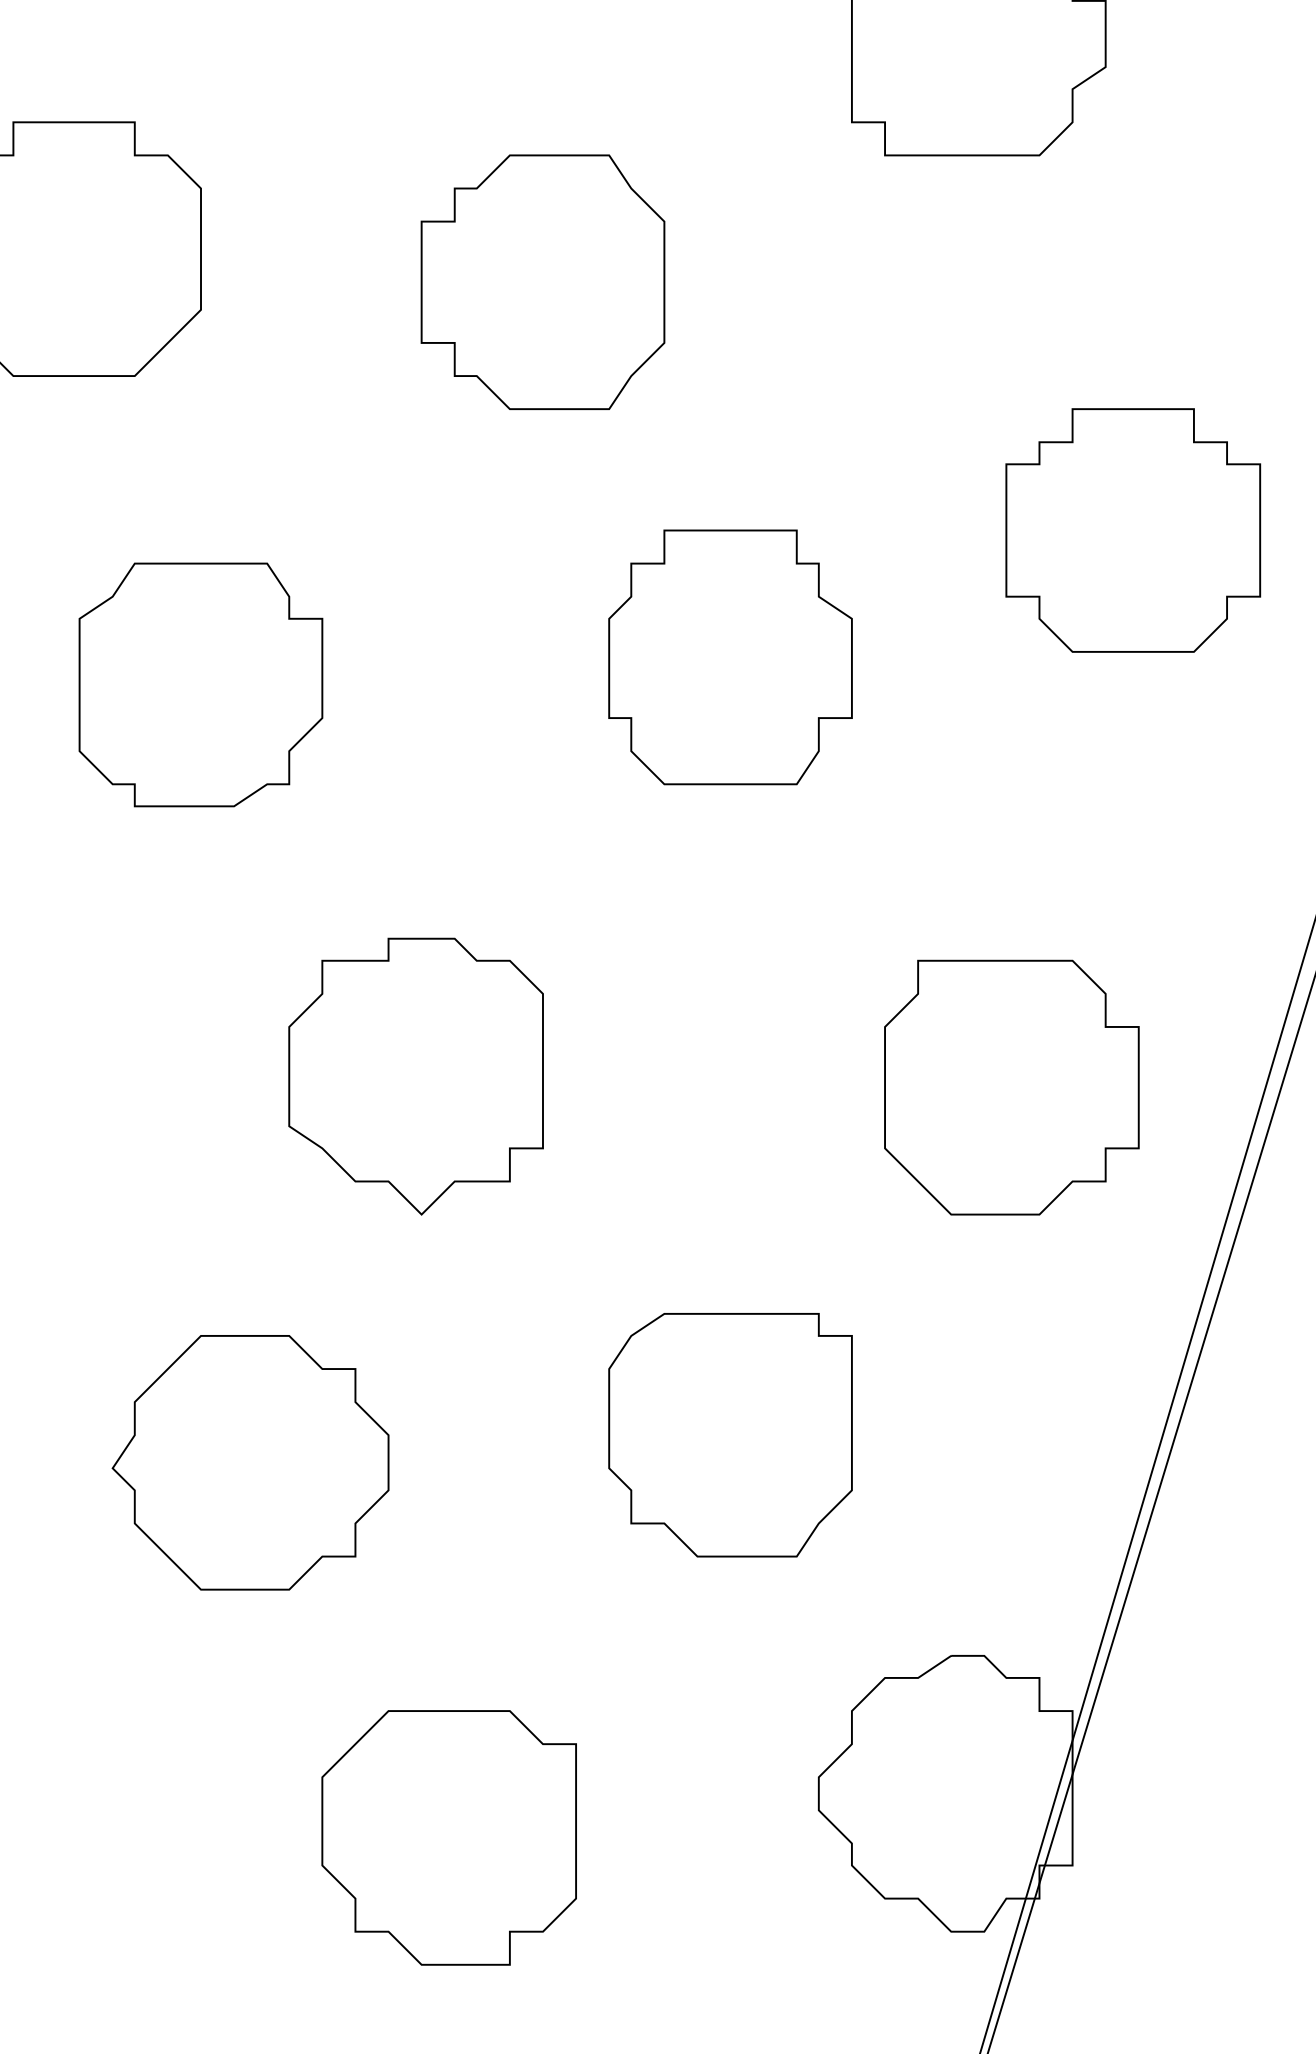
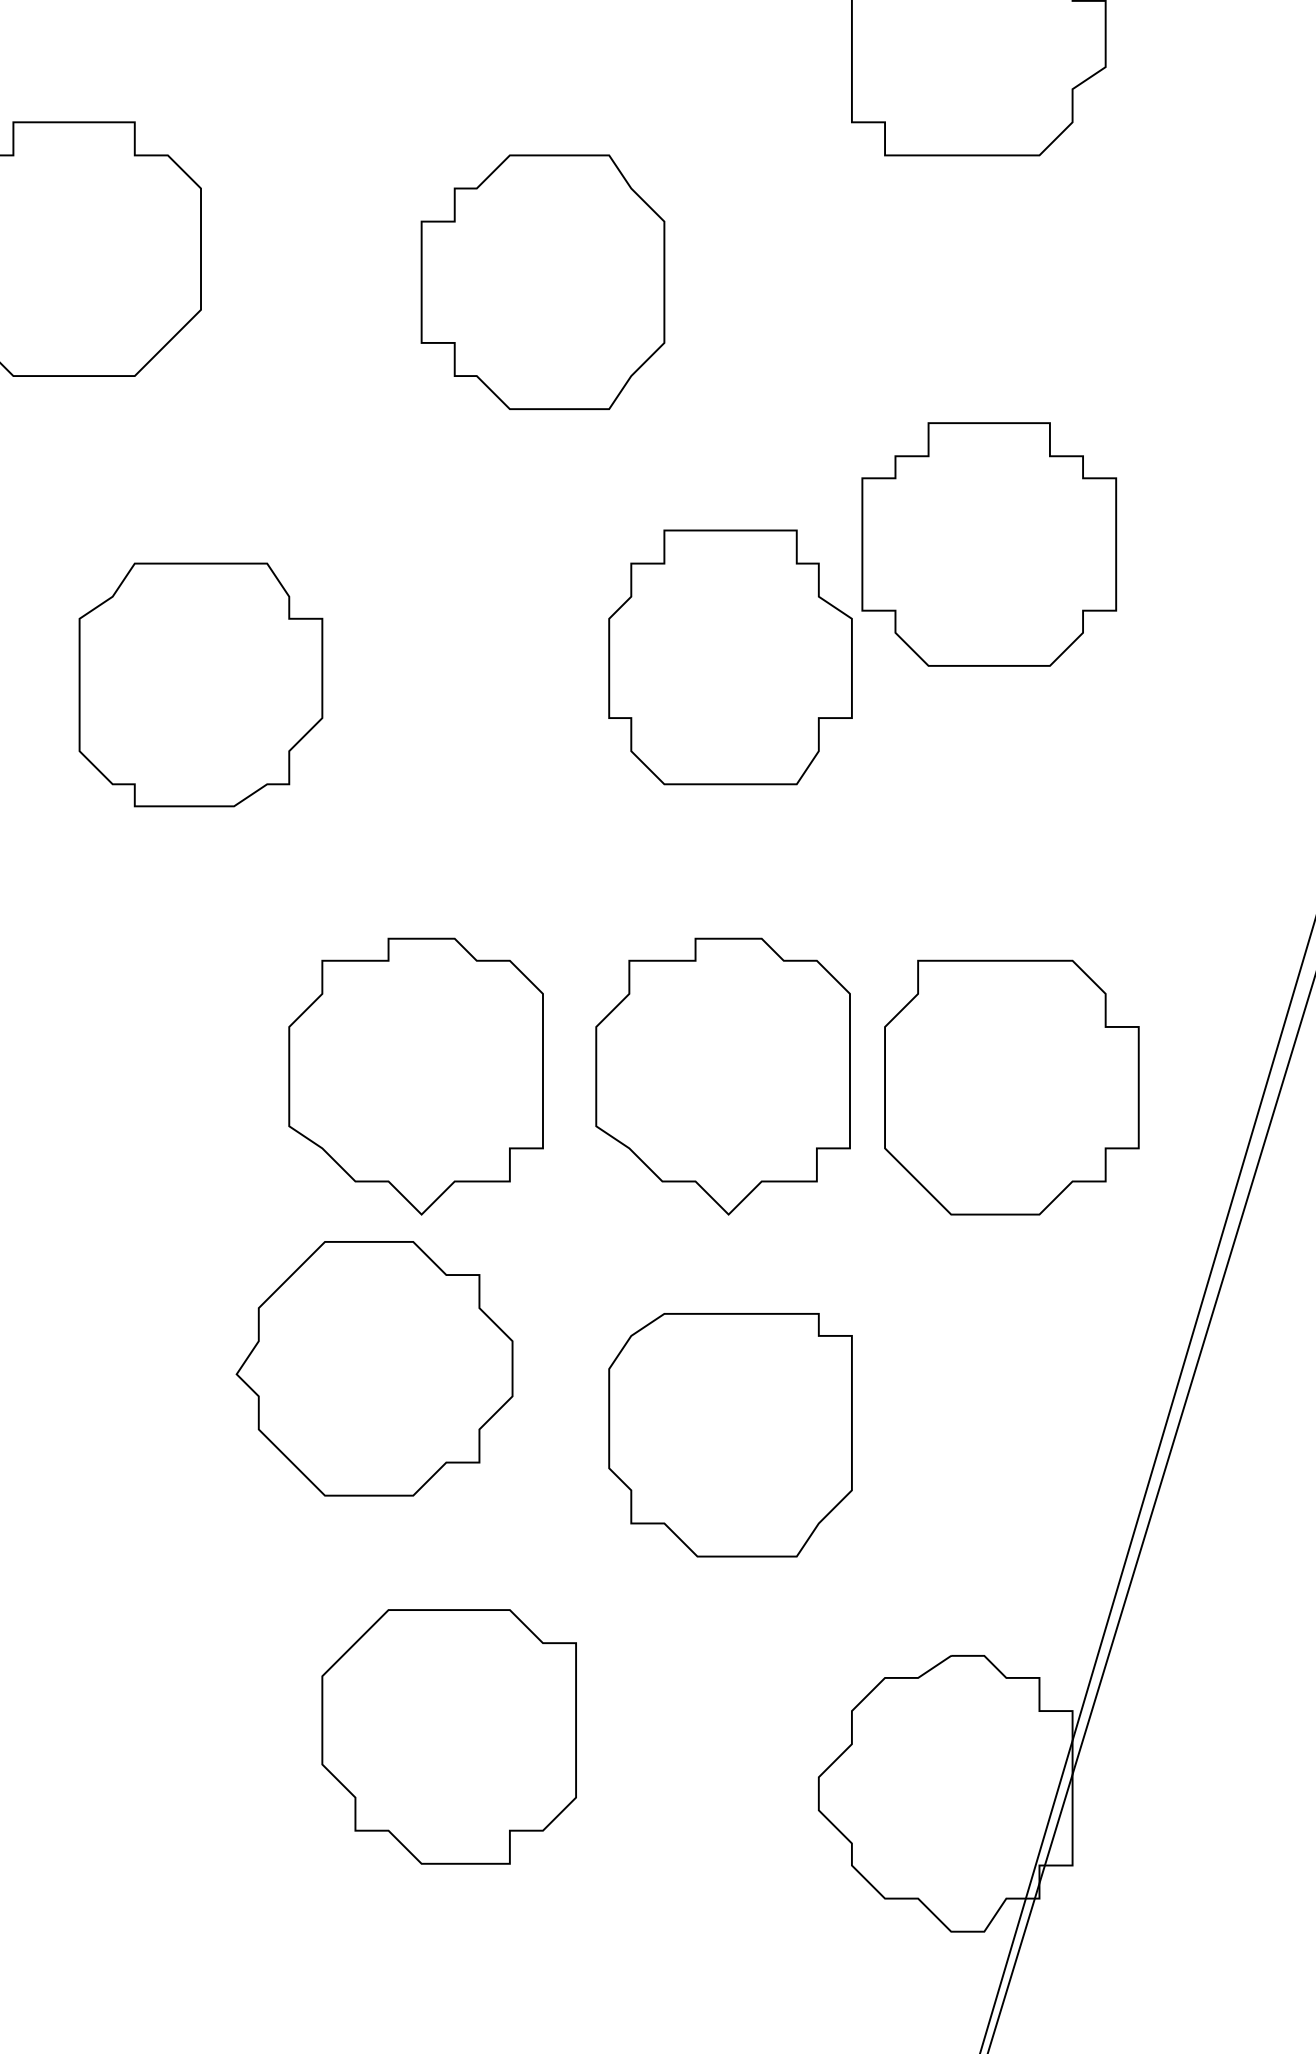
part position: (1133, 530) -> (989, 544) (989, 544)
part: none -> present (722, 1076)
part position: (250, 1462) -> (374, 1368) (374, 1368)
part position: (448, 1837) -> (448, 1736) (448, 1736)
